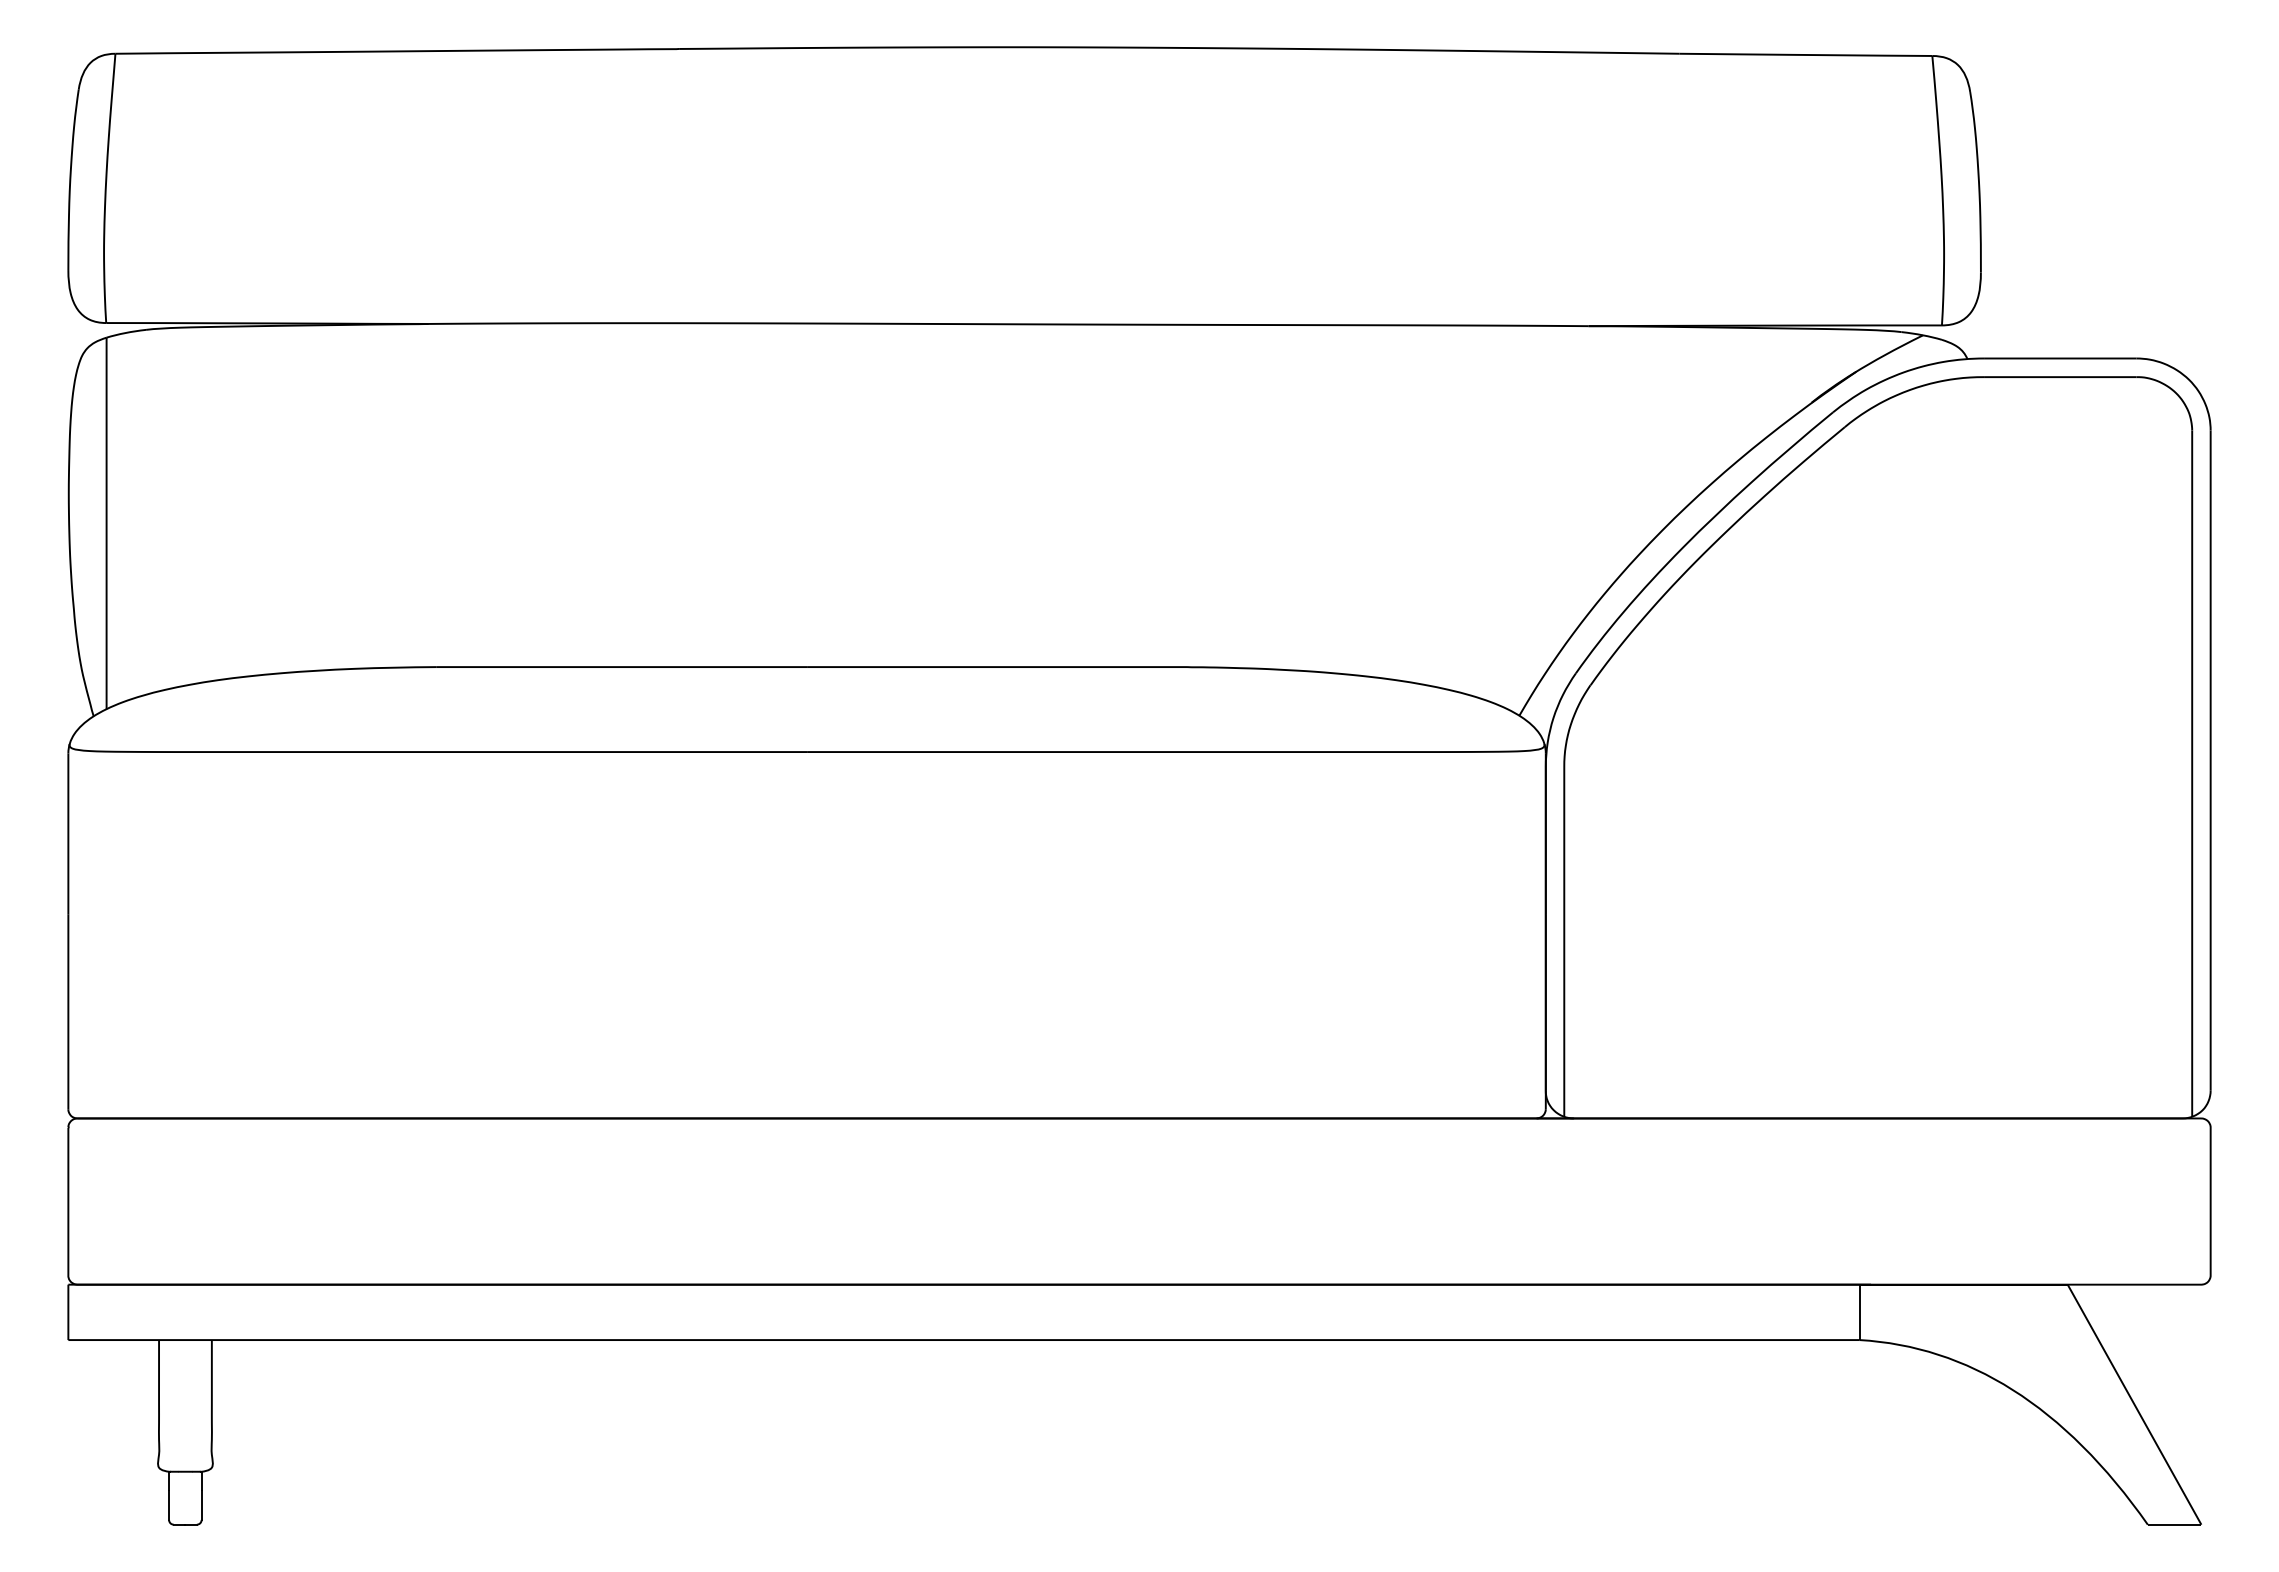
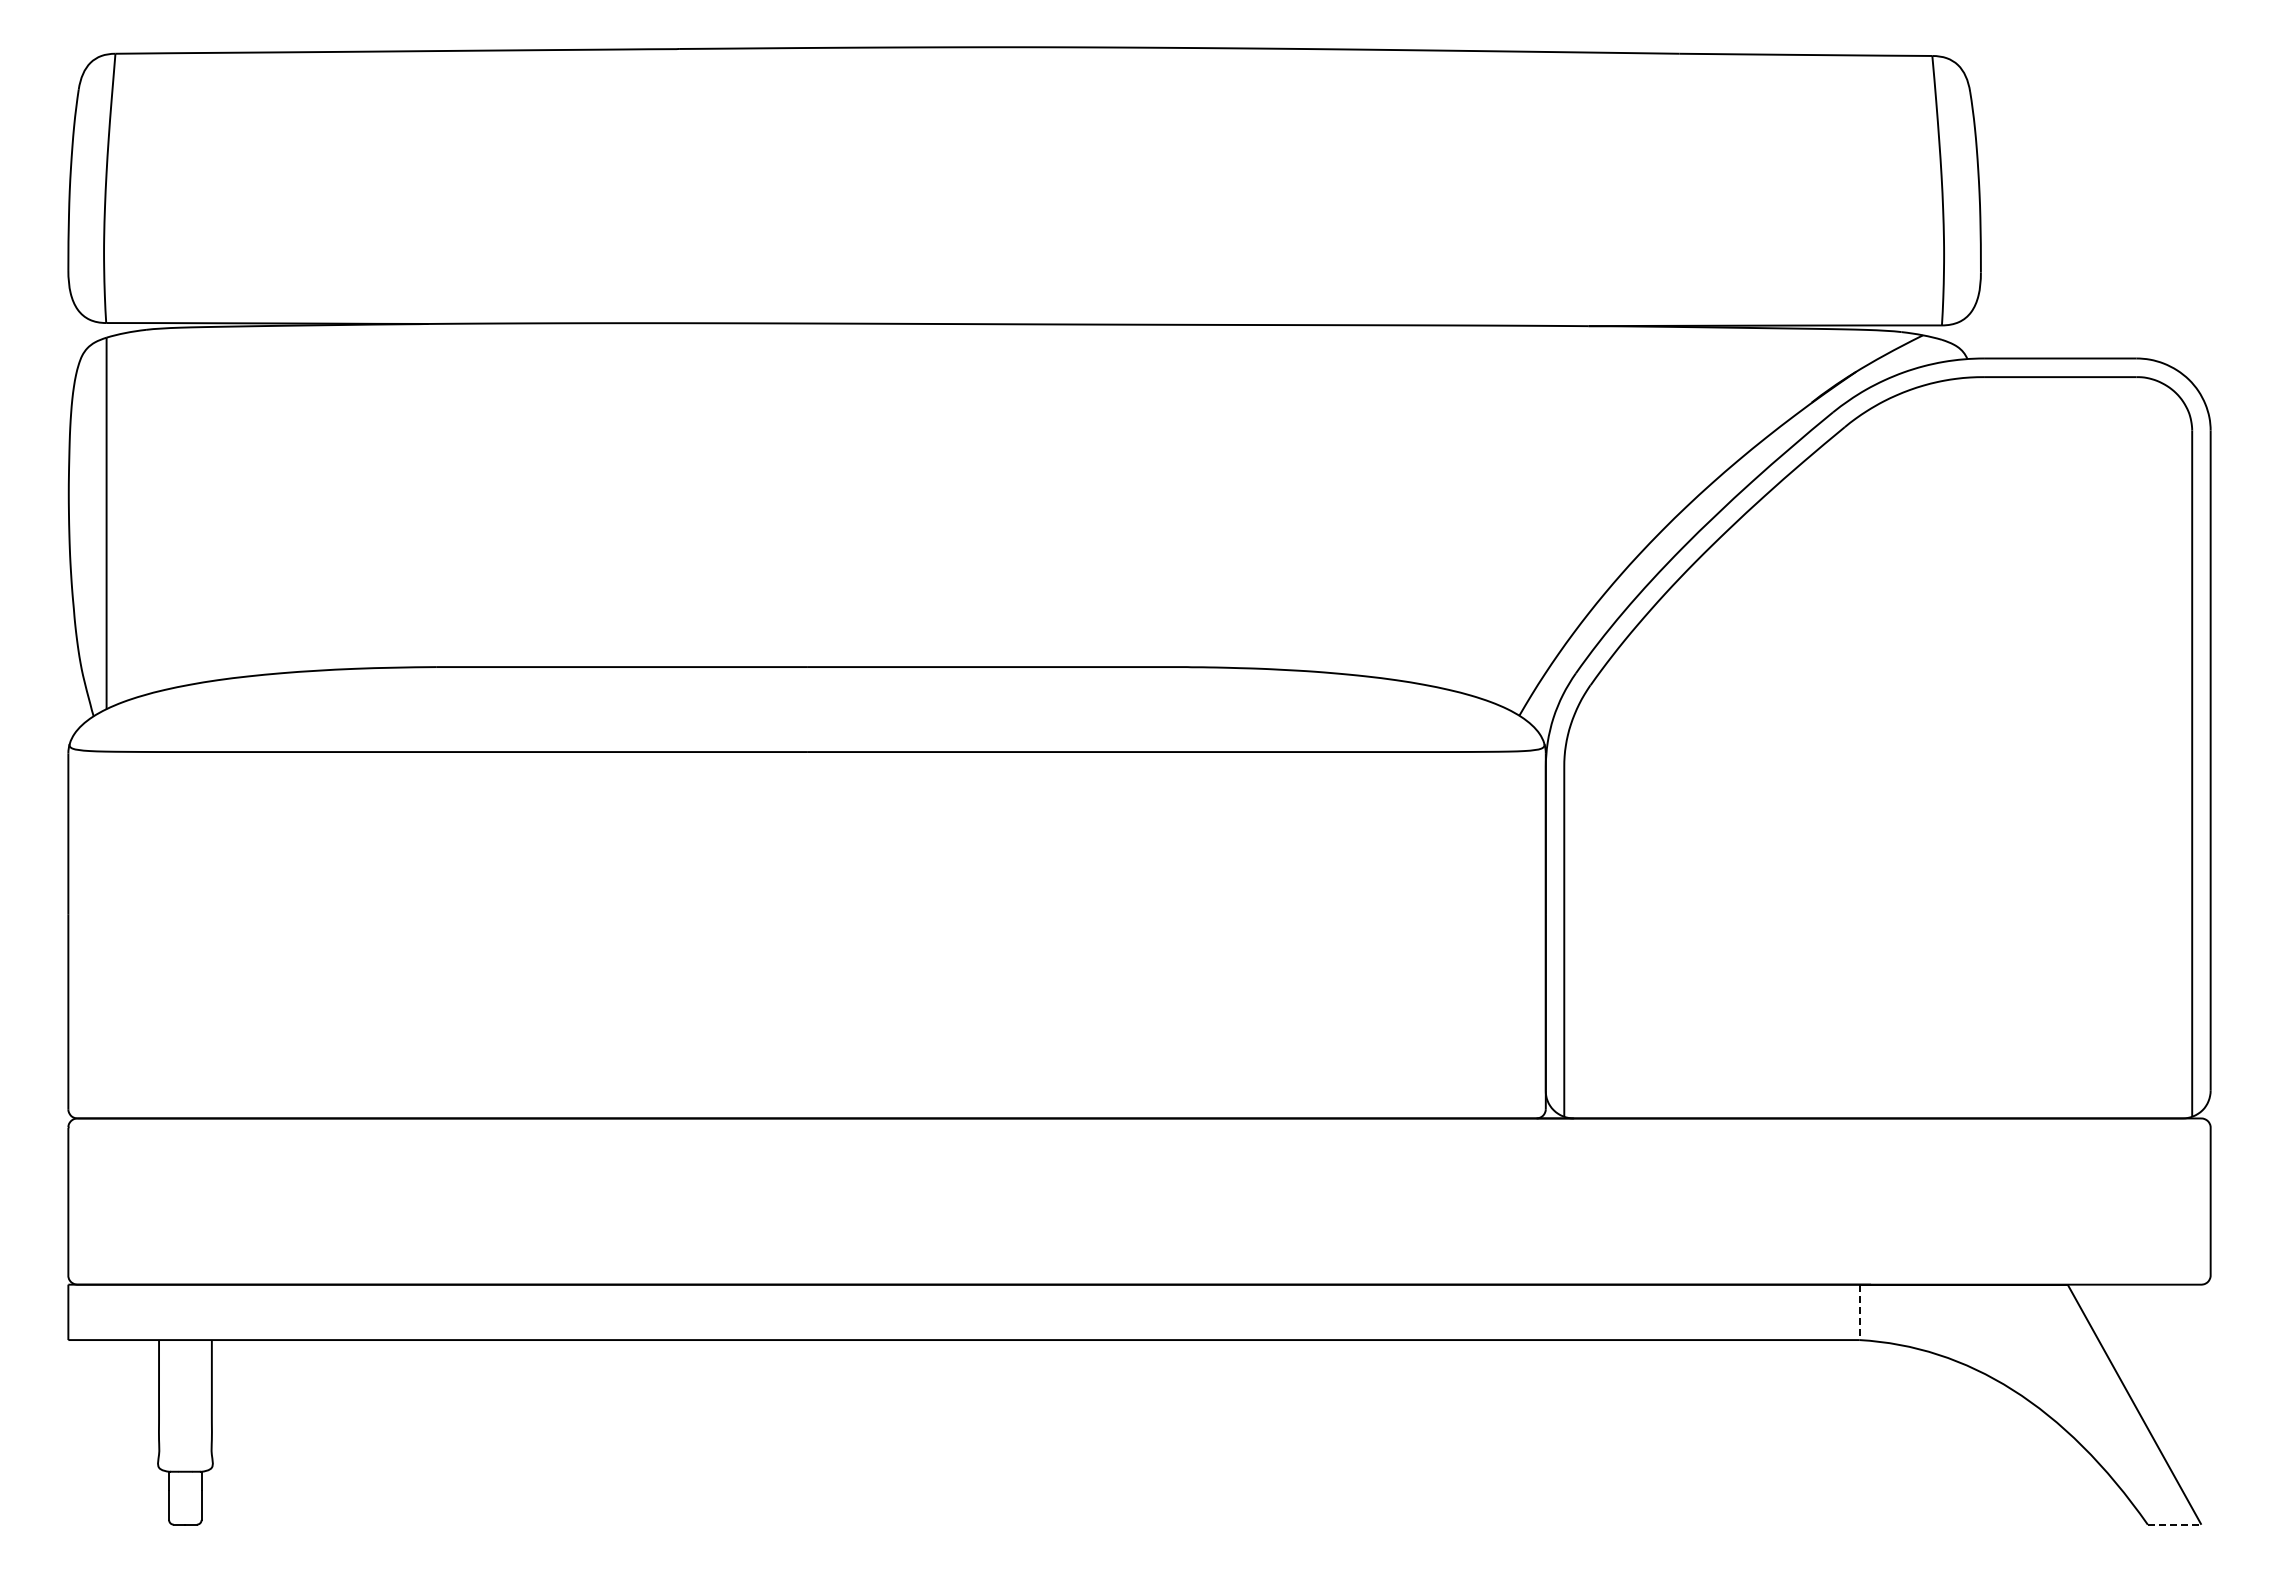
line: solid -> dashed (1859, 1312)
line: solid -> dashed (2174, 1524)
